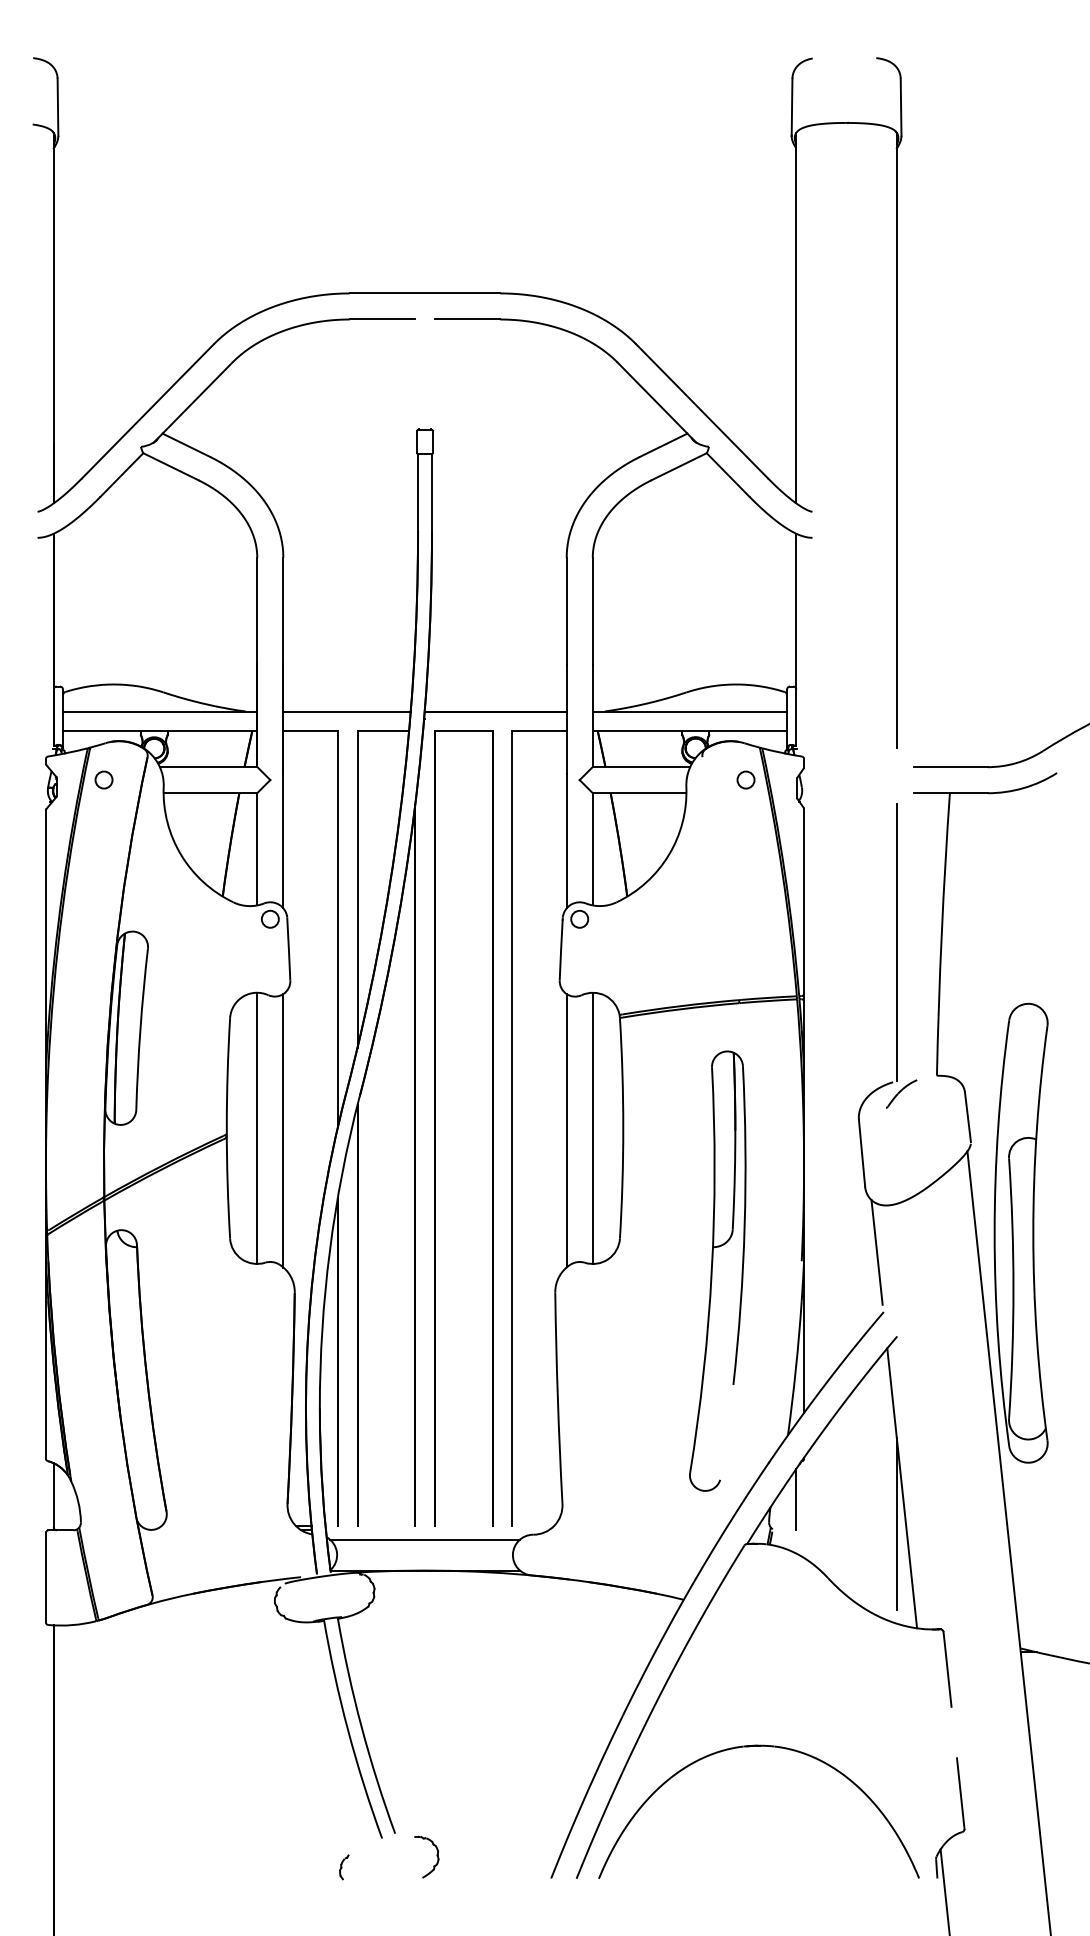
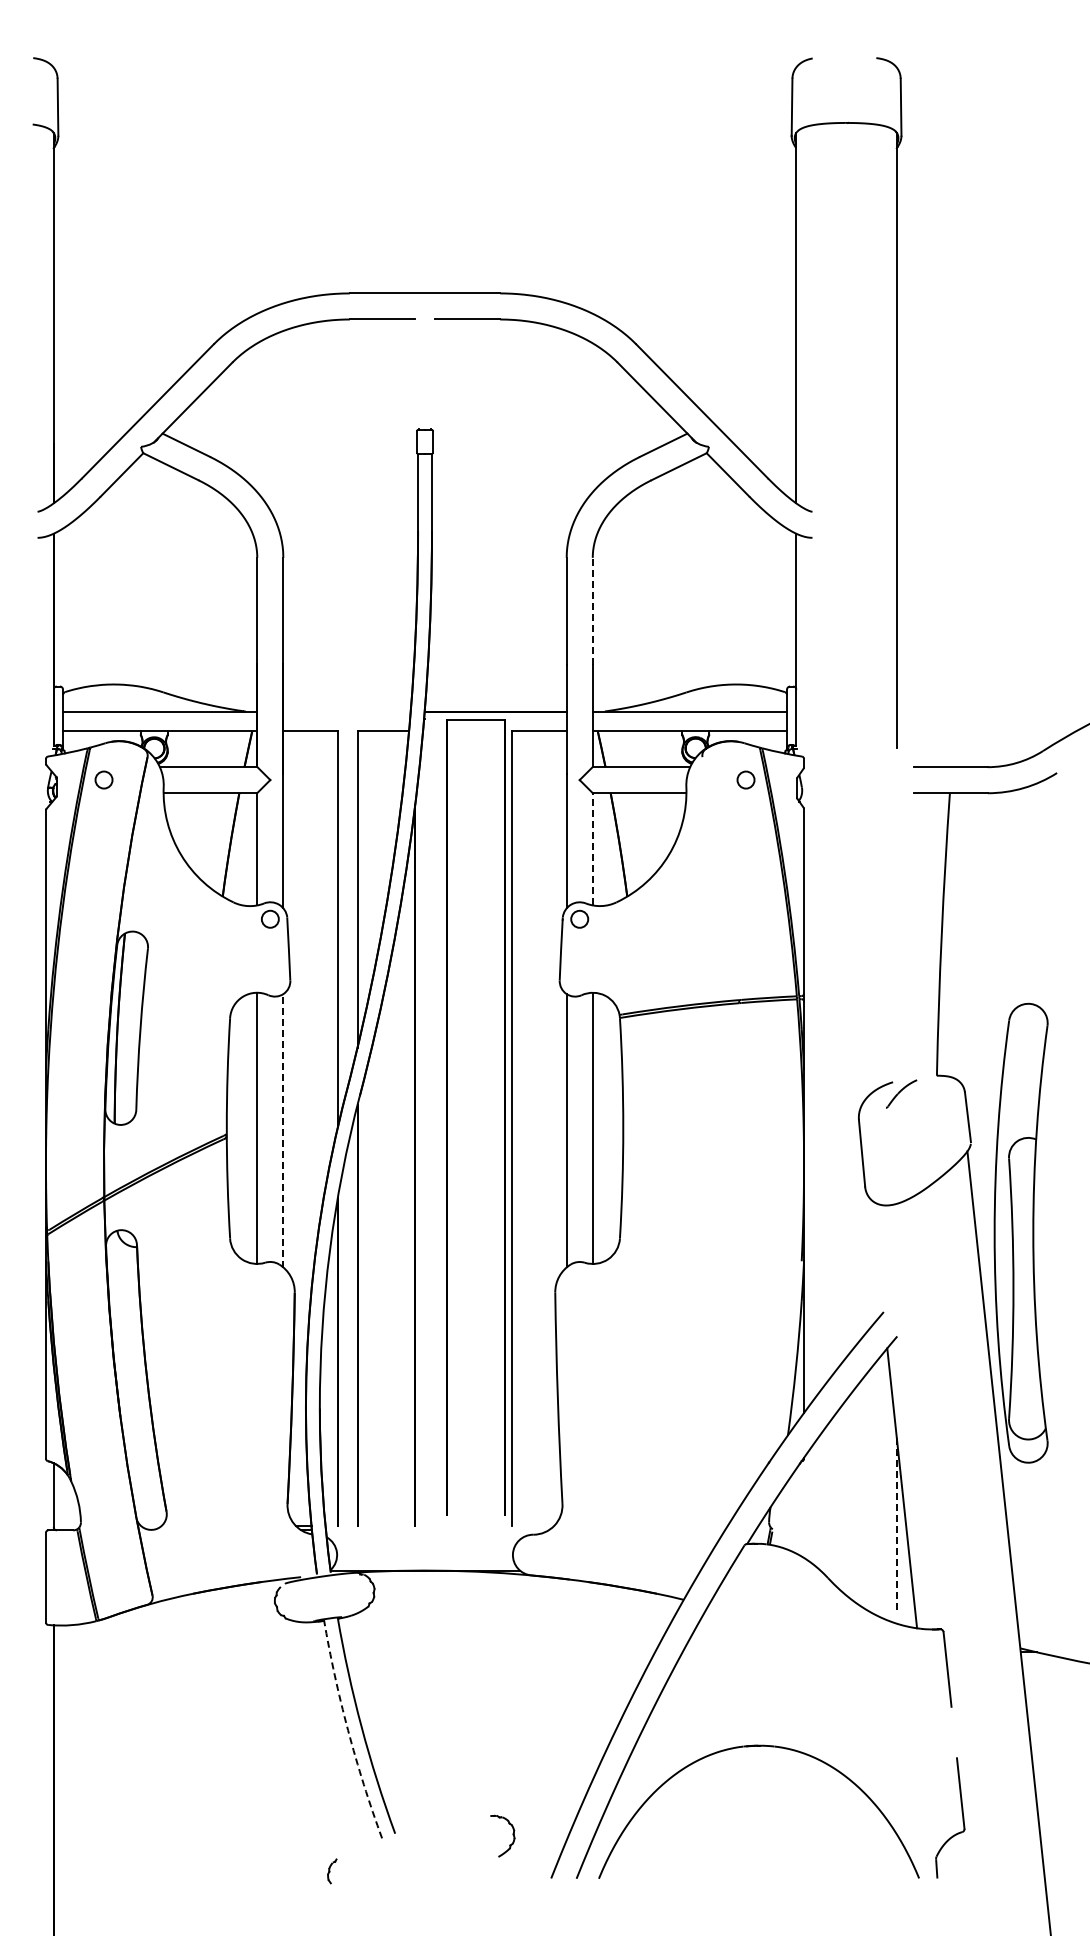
line: solid -> dashed (592, 610)
line: present -> none (346, 711)
line: solid -> dashed (592, 848)
line: present -> none (896, 942)
part position: (435, 1128) -> (447, 1117) (447, 1117)
line: solid -> dashed (283, 1130)
line: present -> none (876, 1252)
part: present -> none (717, 1270)
line: present -> none (796, 1499)
line: solid -> dashed (896, 1524)
line: present -> none (425, 1539)
arc: solid -> dashed (348, 1730)
part position: (436, 1856) -> (512, 1835) (512, 1835)
part position: (344, 1867) -> (332, 1871) (332, 1871)
line: present -> none (944, 1890)
